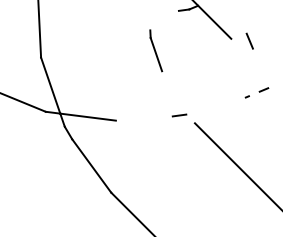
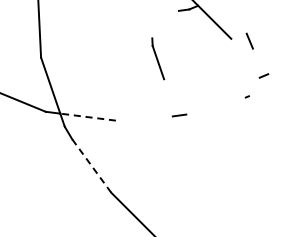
part position: (156, 50) -> (158, 58) (158, 58)
line position: (263, 89) -> (263, 75) (263, 75)
line: solid -> dashed (87, 117)
line: solid -> dashed (91, 165)
line: present -> none (236, 165)
